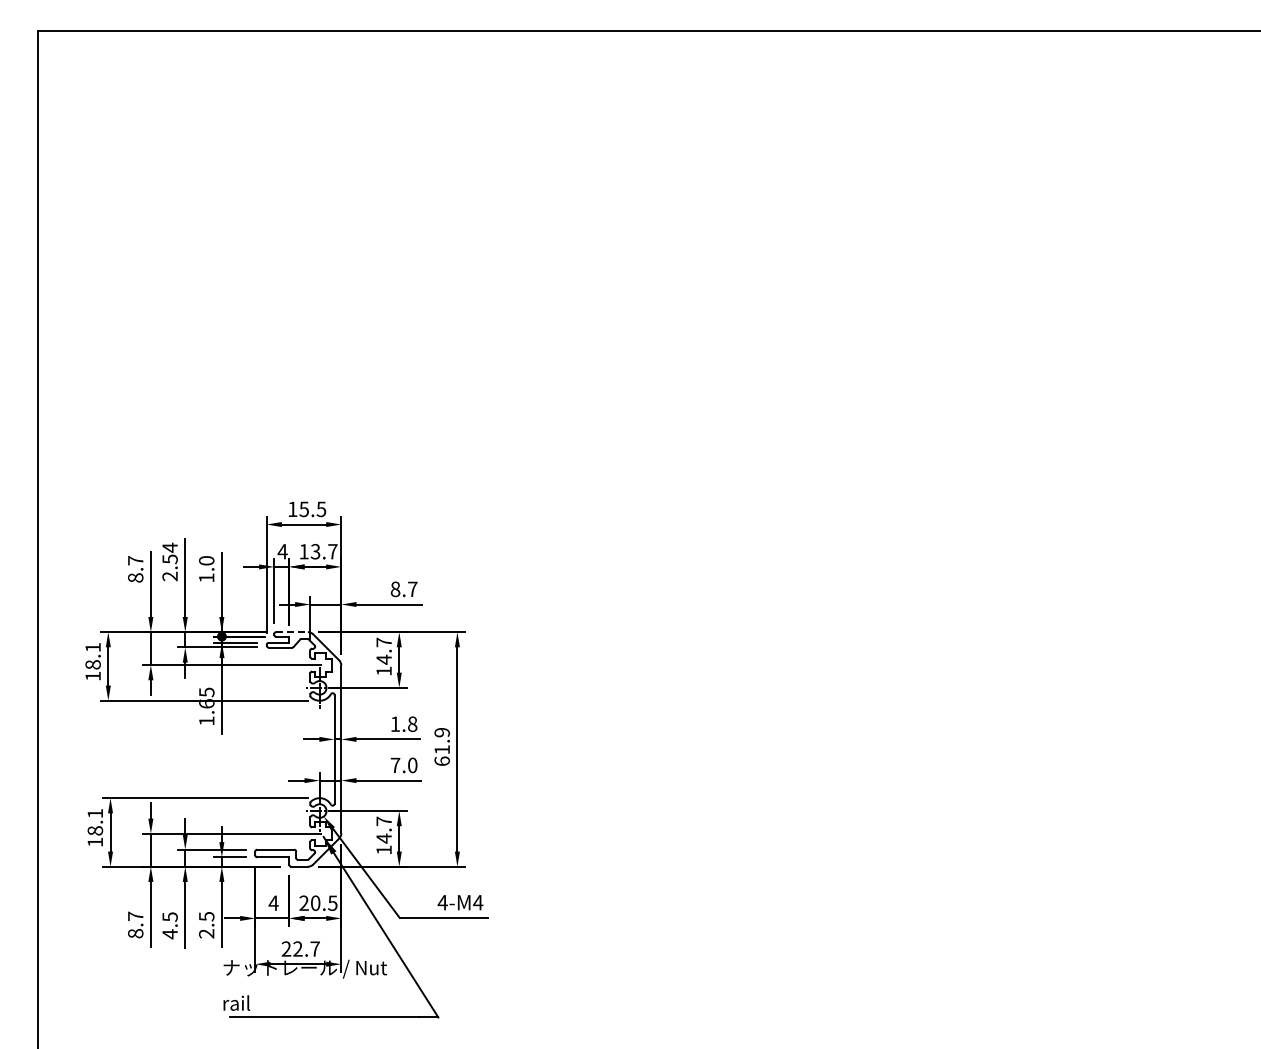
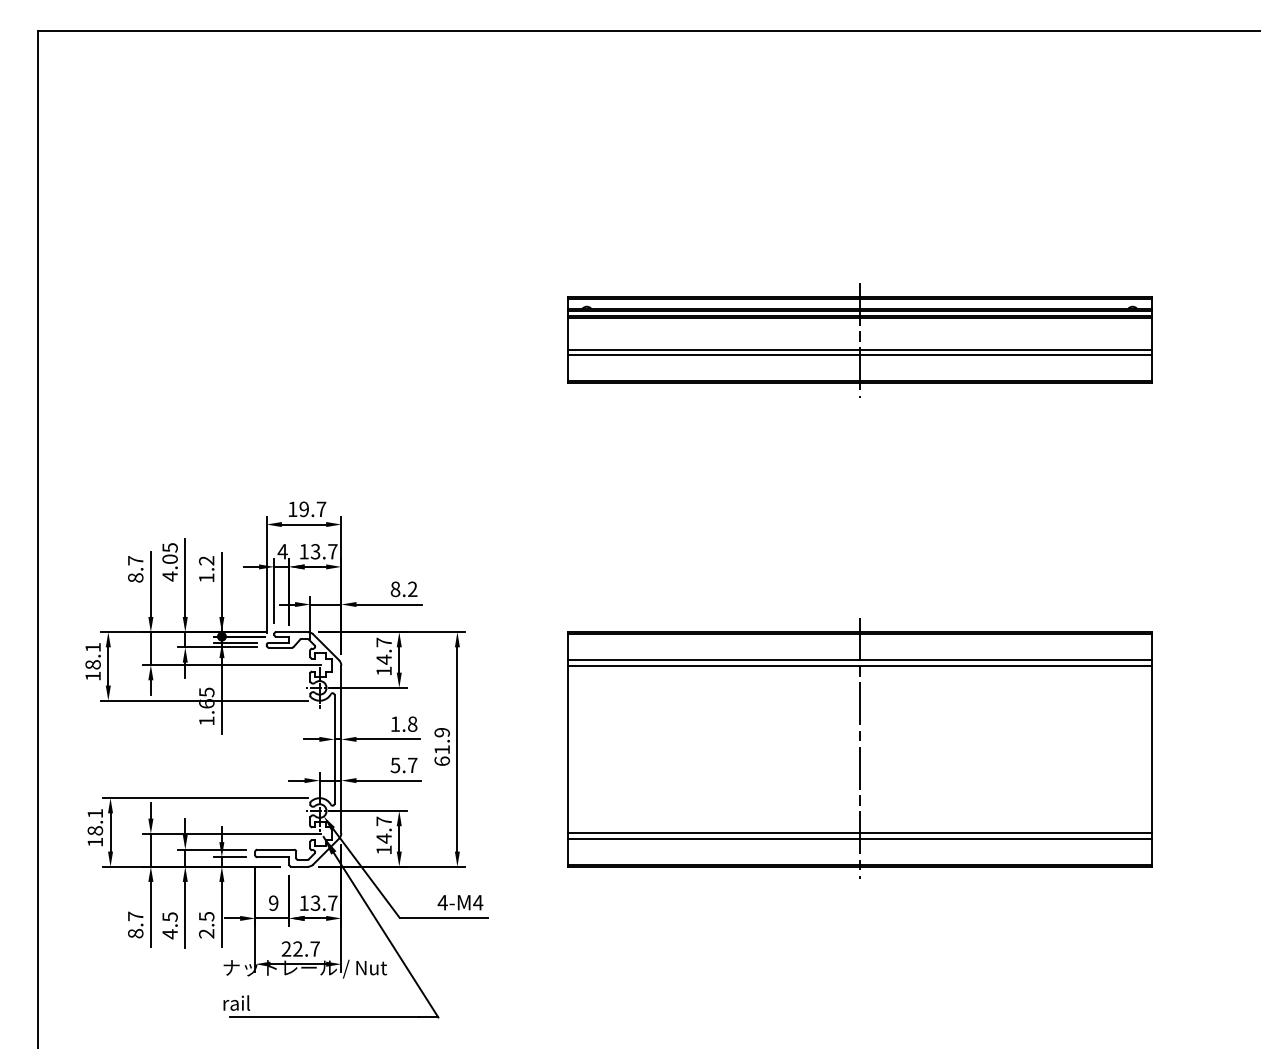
part: none -> present (859, 340)
text: 15.5 -> 19.7 (312, 509)
text: 1.0 -> 1.2 (206, 560)
text: 2.54 -> 4.05 (169, 561)
text: 8.7 -> 8.2 (412, 588)
line: dashed -> solid (292, 632)
part: none -> present (859, 748)
text: 7.0 -> 5.7 (403, 765)
text: 4 -> 9 (273, 902)
text: 20.5 -> 13.7 (318, 902)
